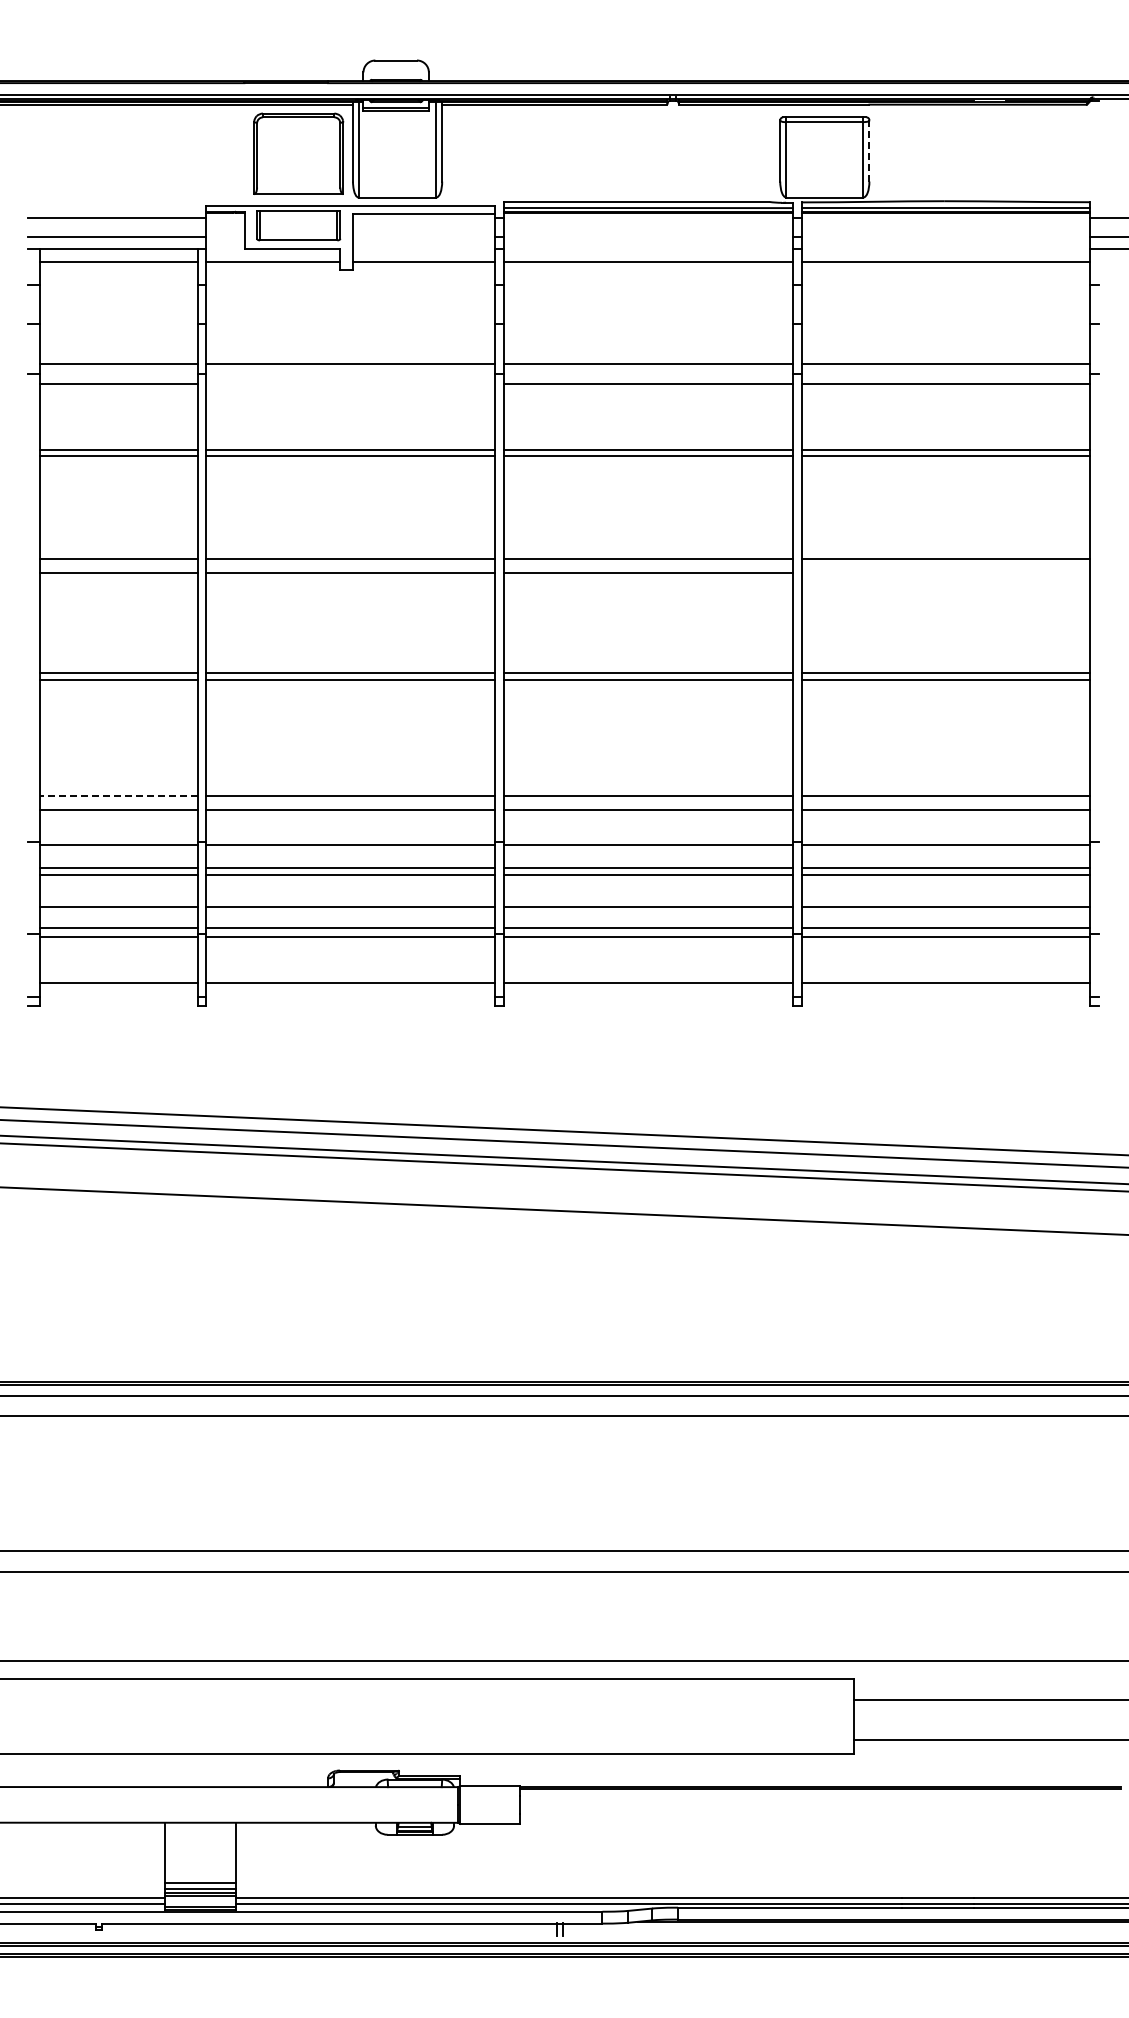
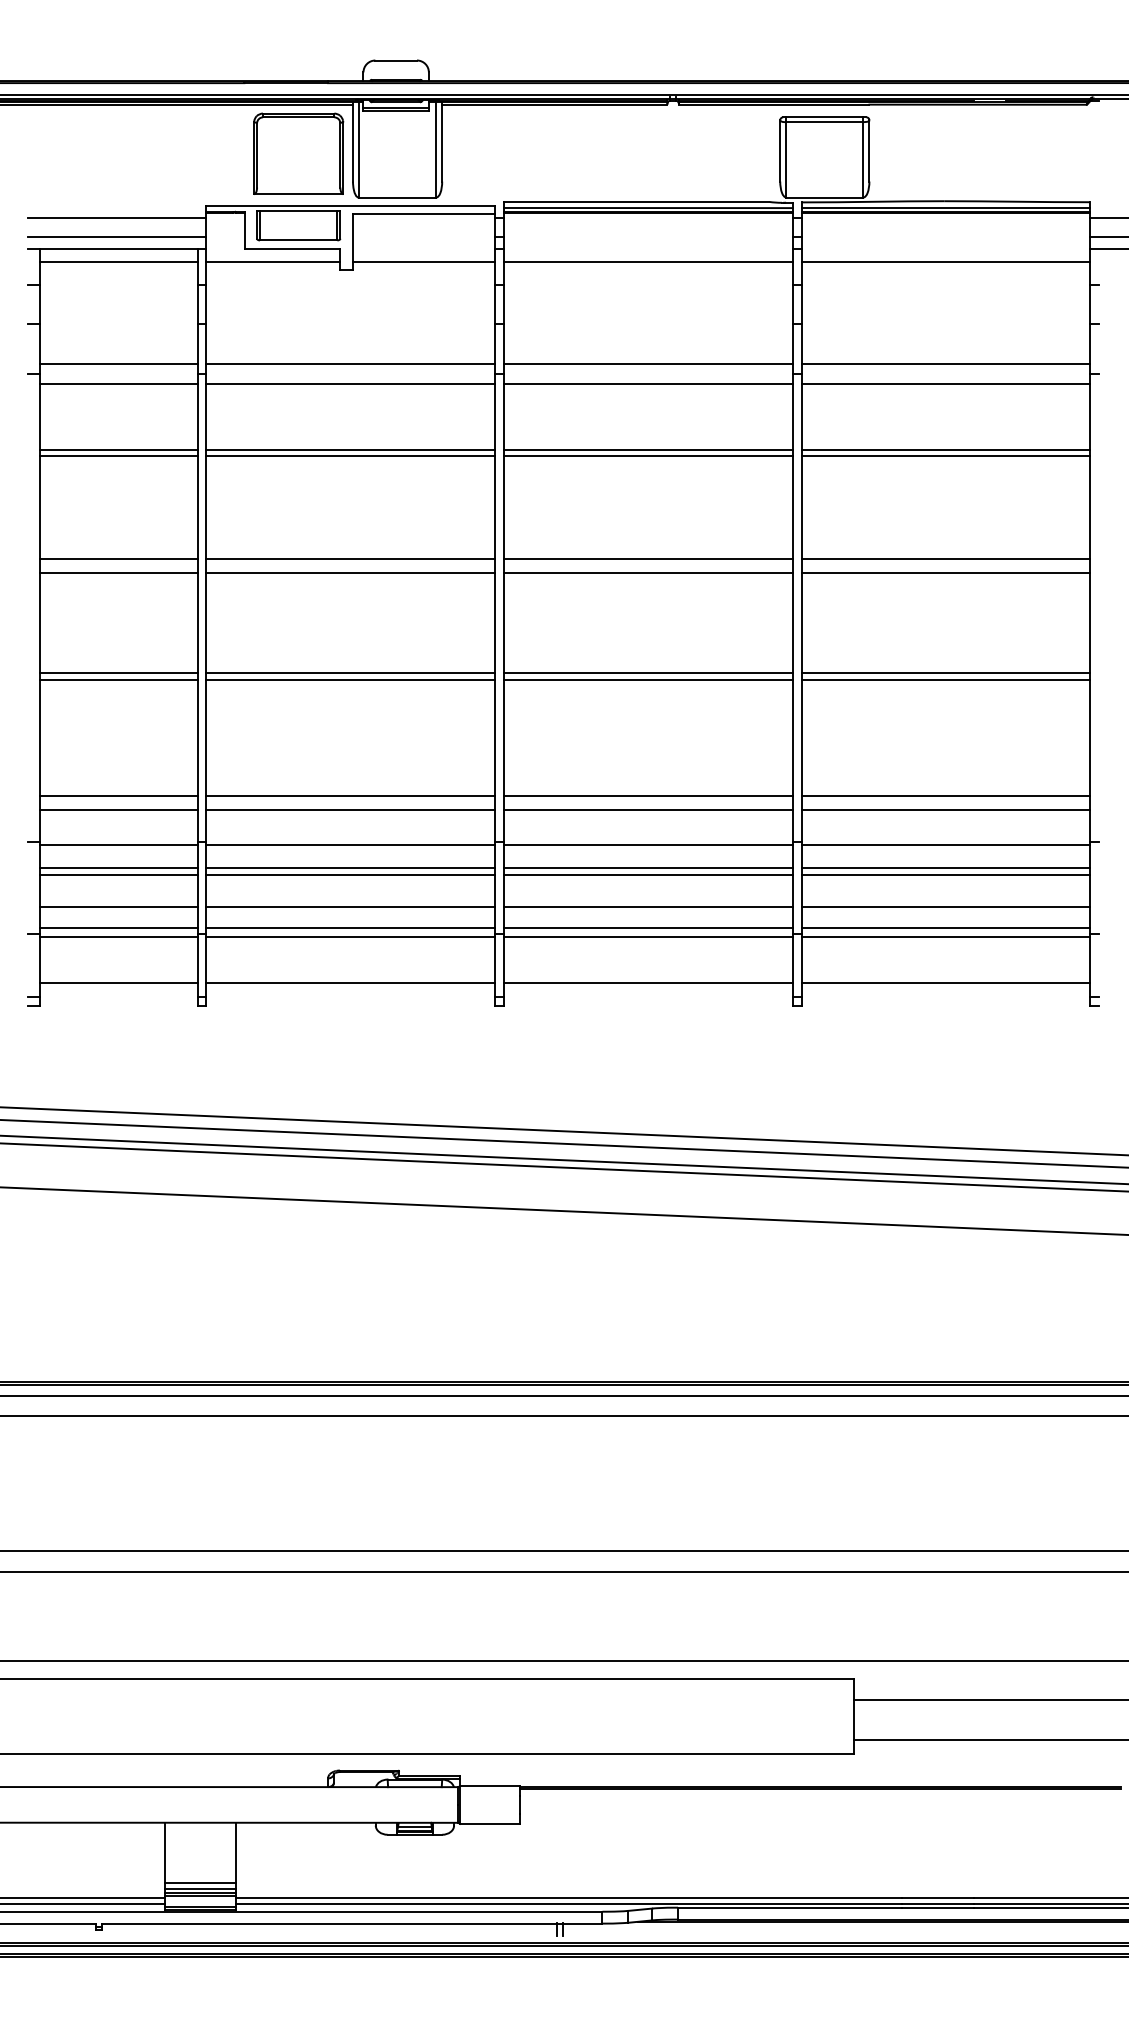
line: dashed -> solid (869, 150)
line: none -> present (350, 384)
line: none -> present (945, 572)
line: dashed -> solid (118, 796)
